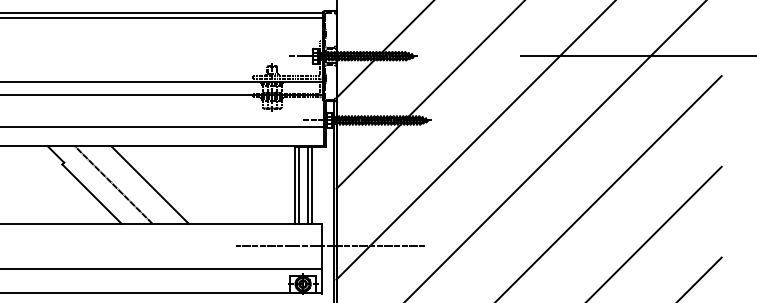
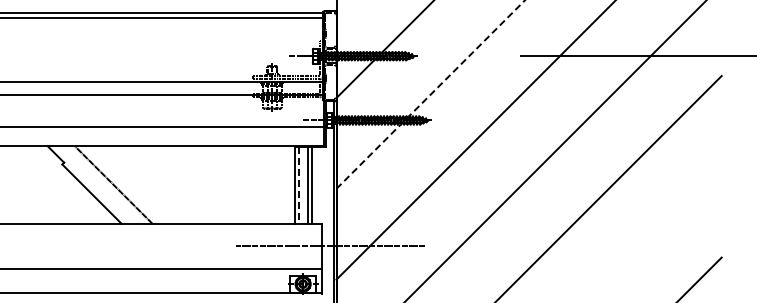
line: solid -> dashed (431, 94)
line: present -> none (149, 184)
line: solid -> dashed (299, 186)
line: present -> none (654, 232)
